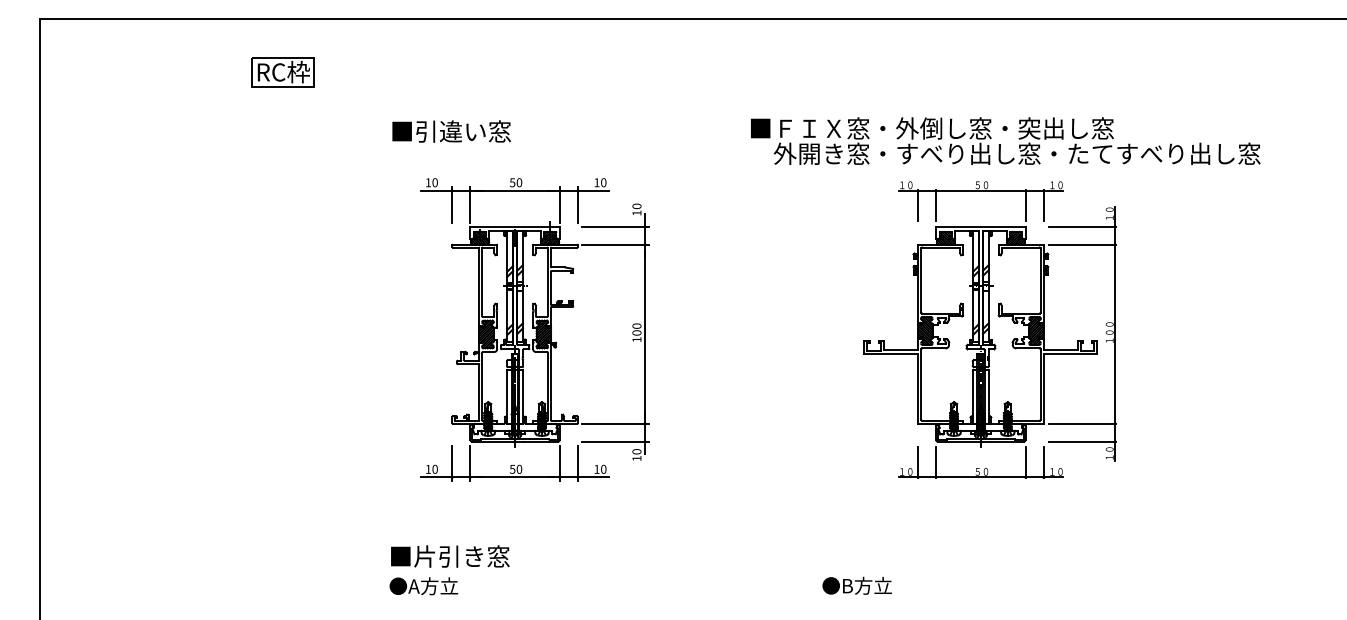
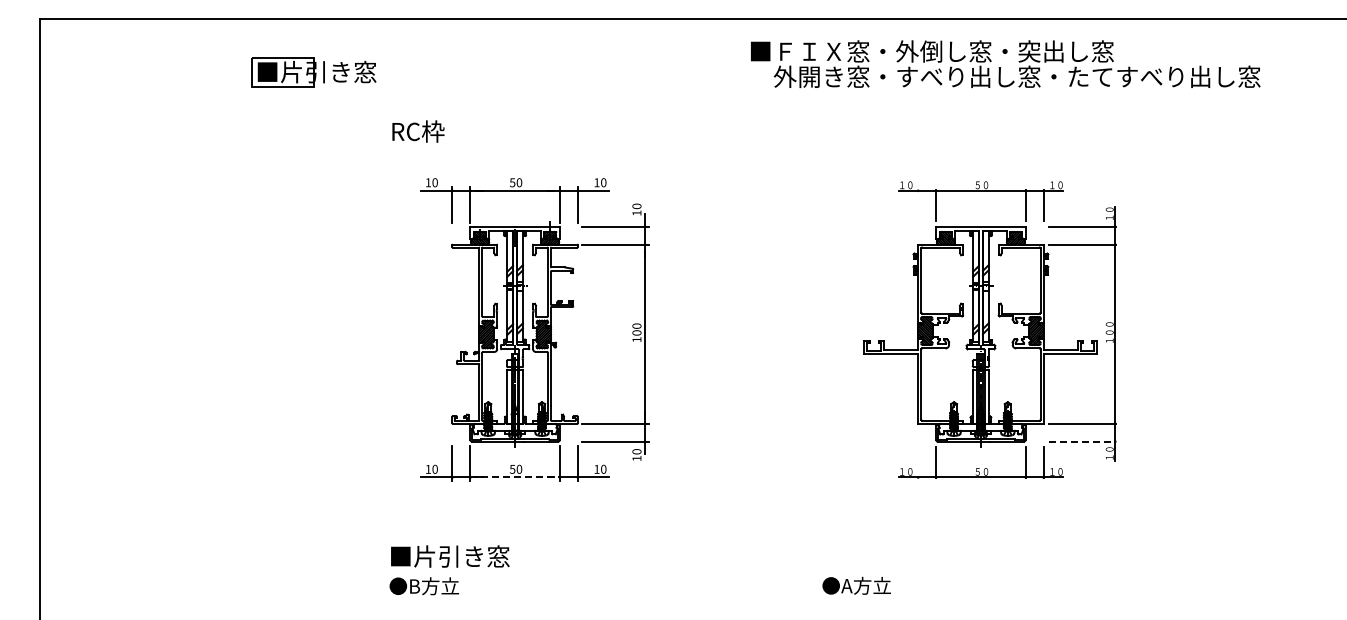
text: RC枠 -> ■片引き窓 (316, 71)
text: ■引違い窓 -> RC枠 (451, 131)
text position: (1005, 140) -> (1005, 63) (1005, 63)
line: present -> none (918, 205)
line: solid -> dashed (1082, 441)
line: present -> none (918, 462)
line: solid -> dashed (515, 477)
text: ●B方立 -> ●A方立 (866, 585)
text: ●A方立 -> ●B方立 (433, 586)
